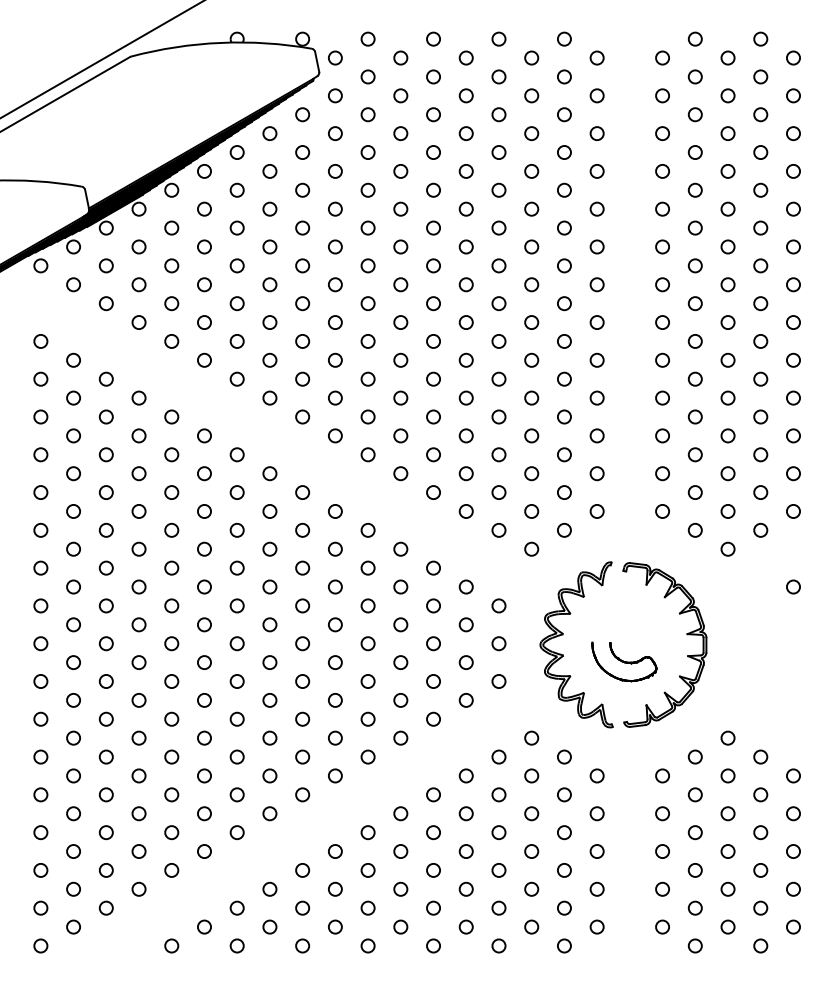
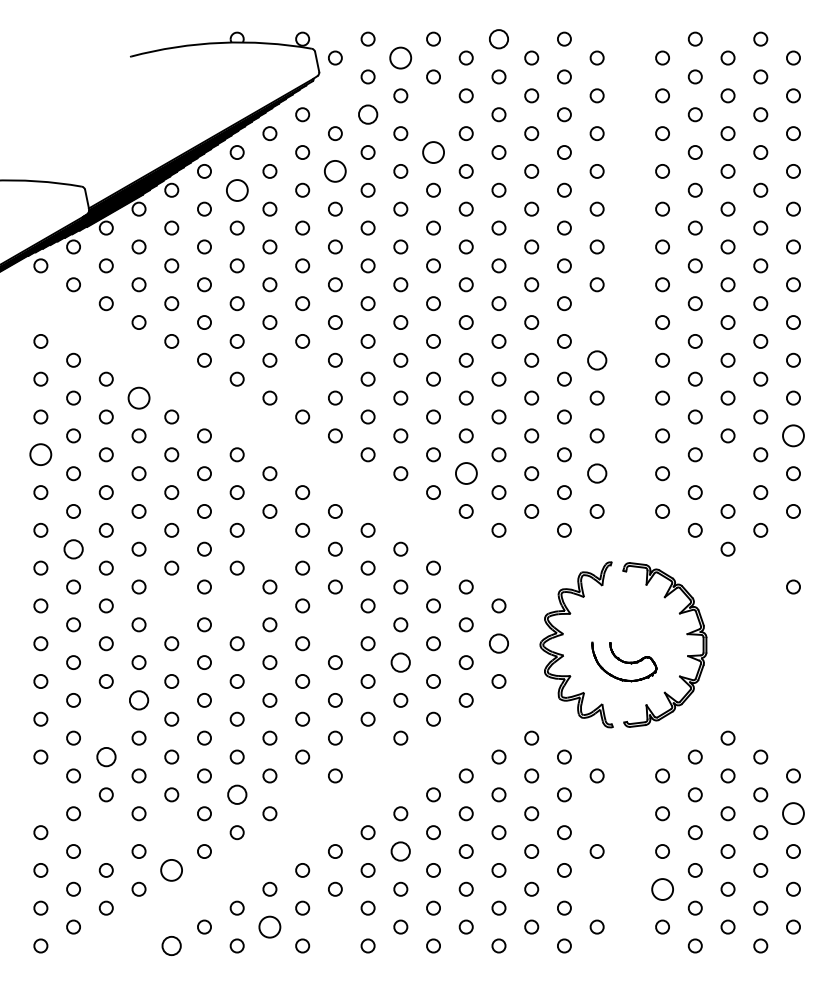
circle size: 16x16 px -> 20x21 px (498, 39)
circle size: 16x16 px -> 24x24 px (400, 57)
line: present -> none (101, 59)
line: present -> none (66, 93)
circle: present -> none (335, 95)
circle size: 16x16 px -> 21x21 px (368, 114)
circle: present -> none (433, 114)
circle size: 15x15 px -> 23x23 px (433, 152)
circle size: 15x15 px -> 23x23 px (335, 171)
circle size: 16x16 px -> 23x23 px (237, 190)
circle: present -> none (596, 322)
circle size: 16x16 px -> 21x21 px (597, 360)
circle: present -> none (302, 378)
circle size: 16x16 px -> 24x24 px (138, 397)
circle size: 15x16 px -> 23x24 px (793, 435)
circle size: 16x16 px -> 24x23 px (40, 454)
circle size: 16x16 px -> 23x23 px (466, 473)
circle size: 16x16 px -> 21x21 px (597, 473)
circle: present -> none (727, 473)
circle size: 15x16 px -> 21x21 px (73, 549)
circle: present -> none (269, 548)
circle: present -> none (531, 548)
circle: present -> none (171, 605)
circle: present -> none (236, 605)
circle: present -> none (335, 624)
circle size: 16x16 px -> 20x21 px (498, 643)
circle size: 16x15 px -> 21x21 px (400, 662)
circle size: 16x15 px -> 21x21 px (139, 700)
circle: present -> none (105, 718)
circle size: 16x16 px -> 21x21 px (106, 757)
circle: present -> none (367, 756)
circle: present -> none (40, 794)
circle size: 16x16 px -> 21x21 px (237, 794)
circle: present -> none (302, 794)
circle: present -> none (596, 813)
circle size: 15x16 px -> 23x23 px (793, 813)
circle: present -> none (105, 832)
circle: present -> none (171, 832)
circle size: 16x15 px -> 21x21 px (400, 851)
circle size: 16x15 px -> 23x23 px (171, 870)
circle: present -> none (596, 888)
circle size: 15x16 px -> 23x23 px (662, 889)
circle size: 16x16 px -> 24x24 px (269, 926)
circle: present -> none (335, 926)
circle size: 16x16 px -> 21x20 px (171, 945)
